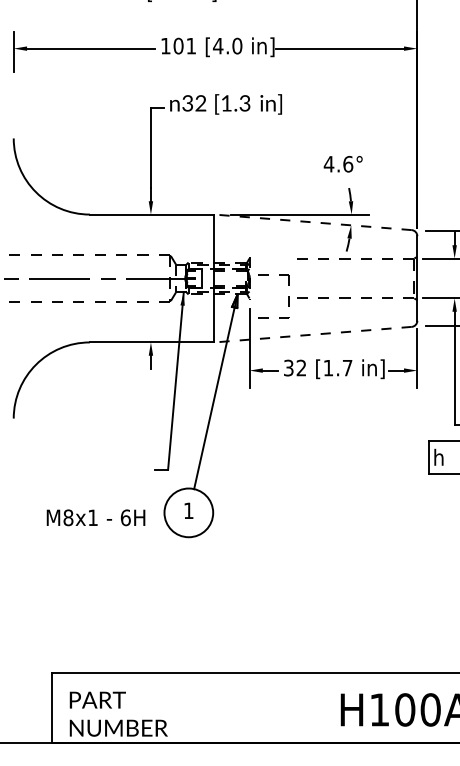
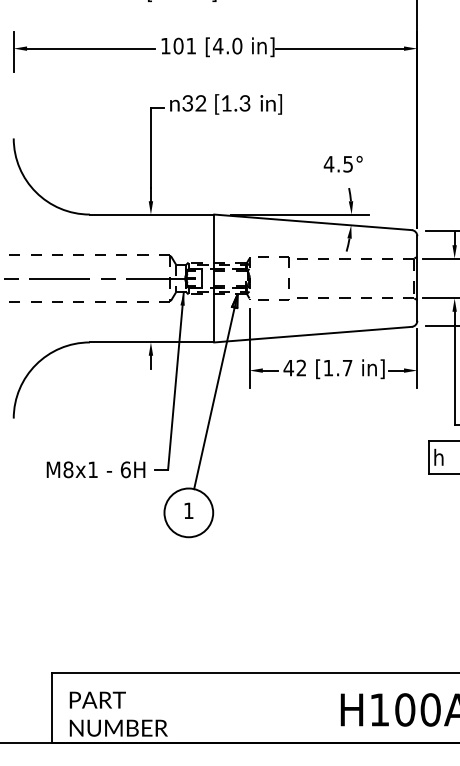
text: 4.6° -> 4.5° (348, 163)
line: dashed -> solid (312, 222)
part position: (288, 296) -> (288, 278) (288, 278)
line: dashed -> solid (312, 334)
text: 32 -> 42 (288, 367)
text position: (95, 517) -> (95, 469) (95, 469)
